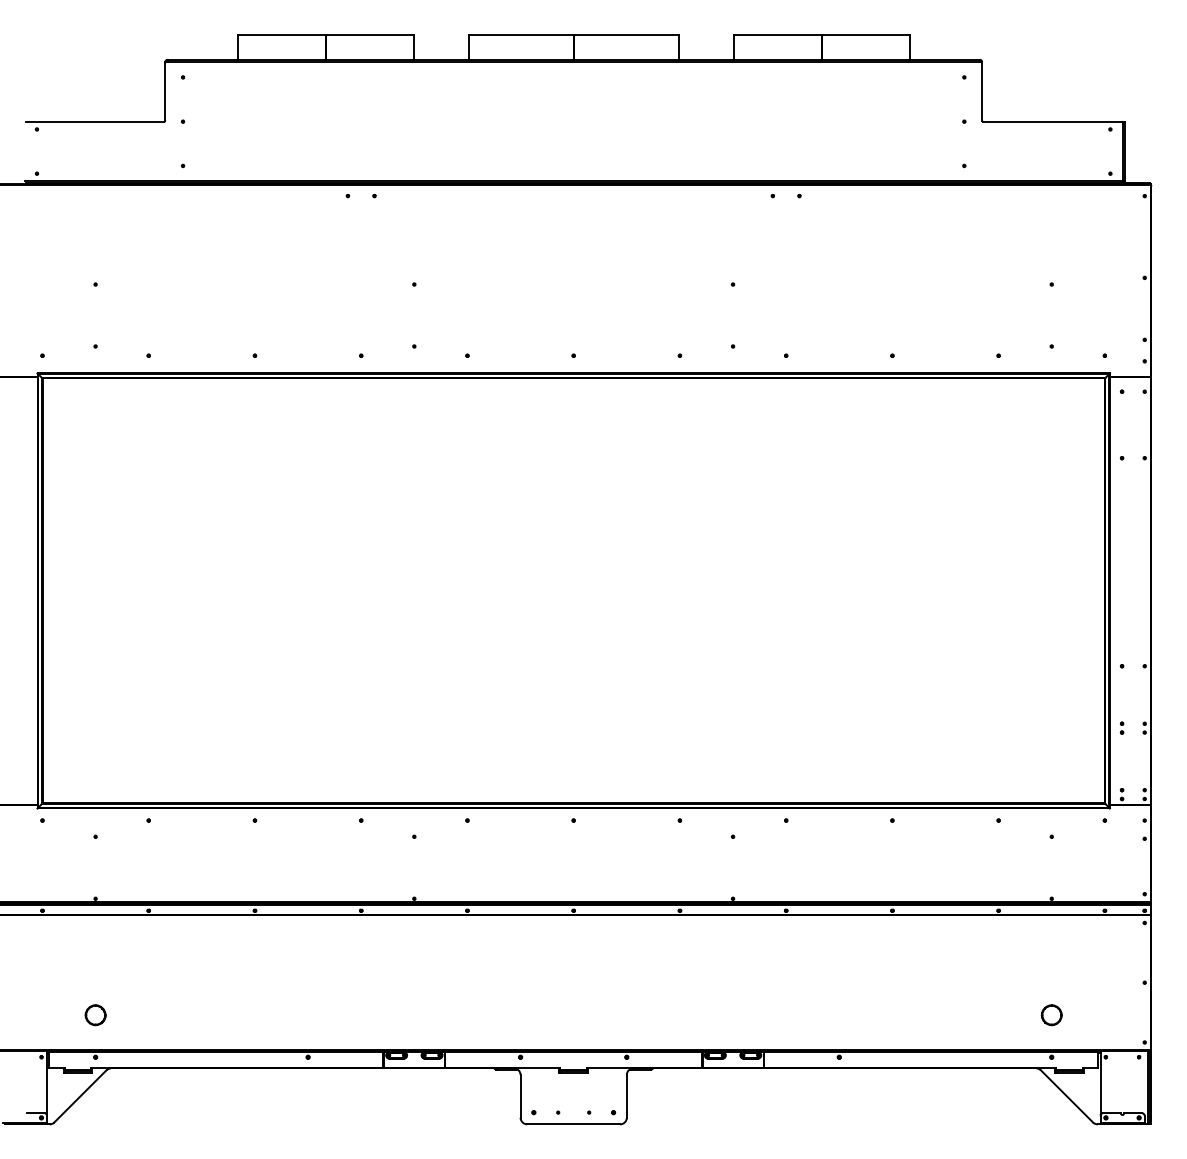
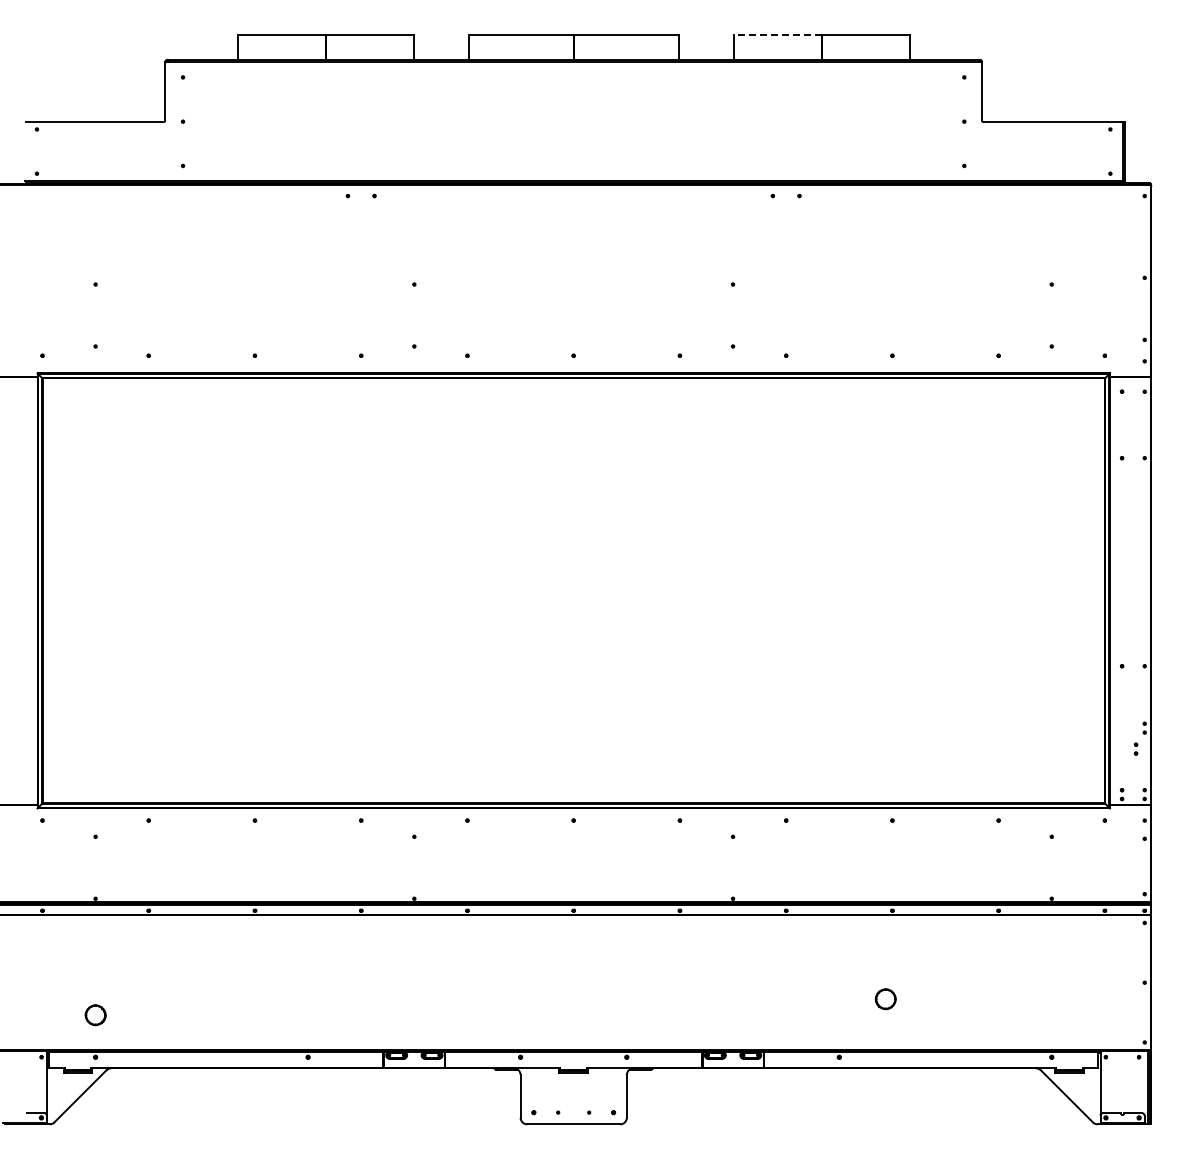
line: solid -> dashed (777, 35)
part position: (1121, 727) -> (1135, 748) (1135, 748)
part position: (1051, 1015) -> (885, 999) (885, 999)
